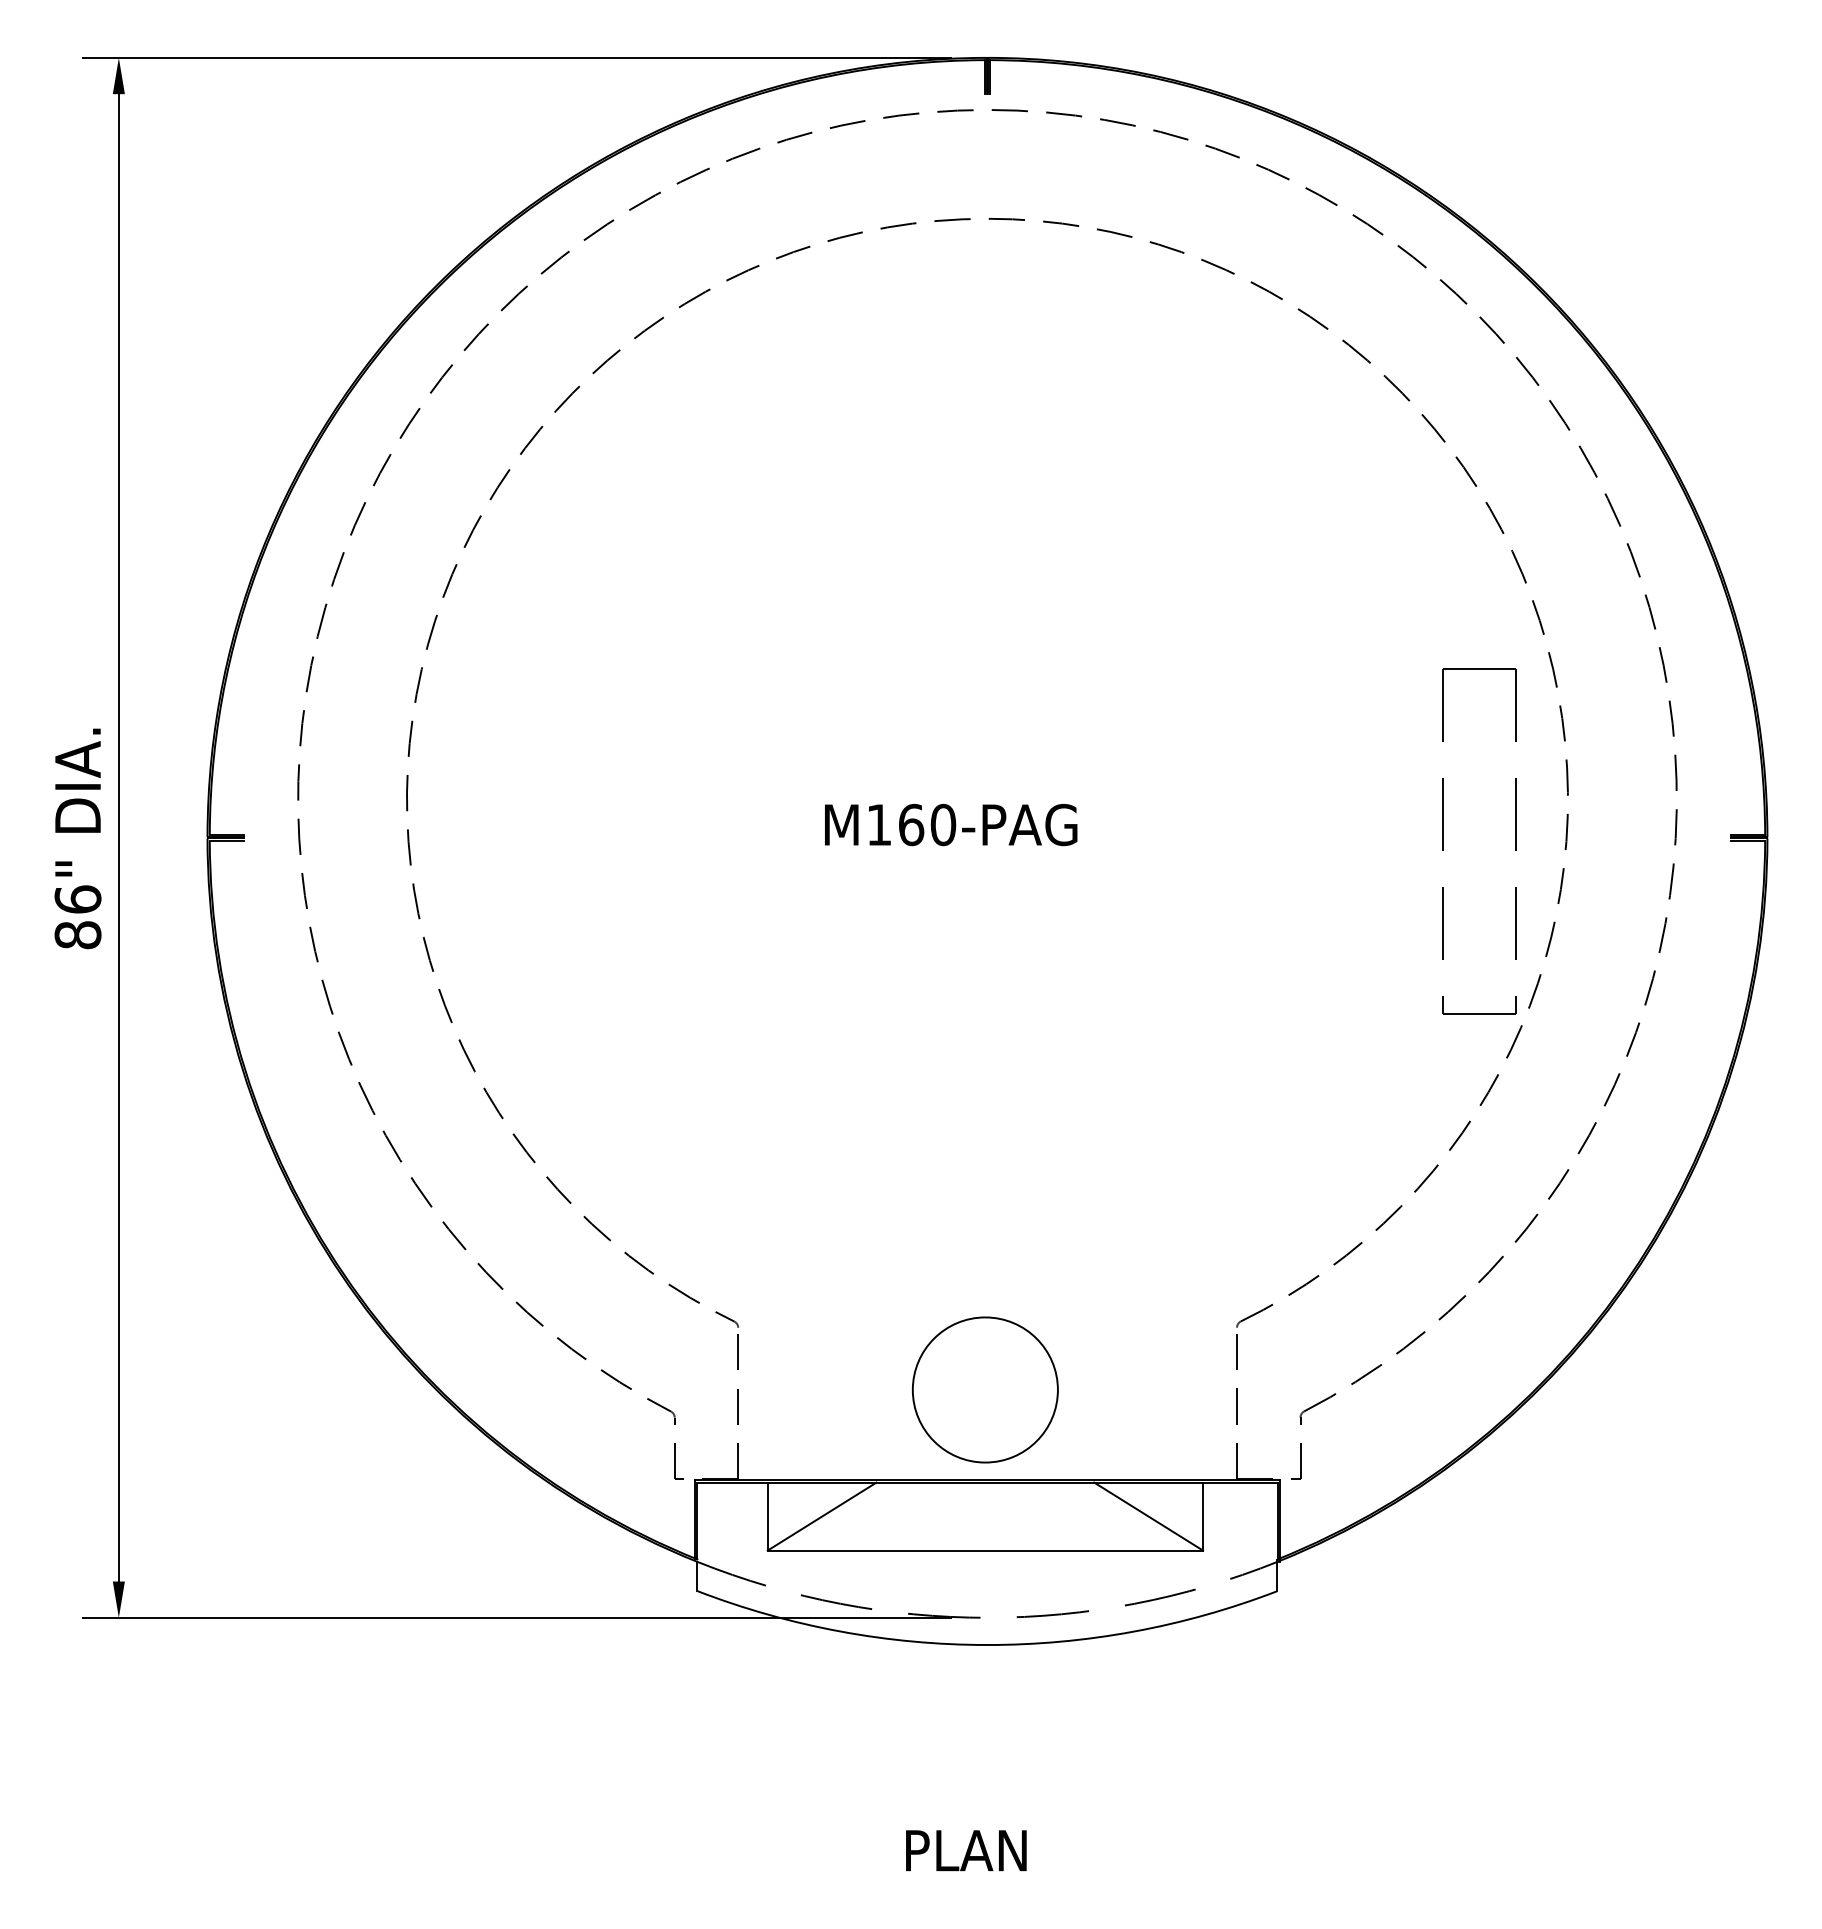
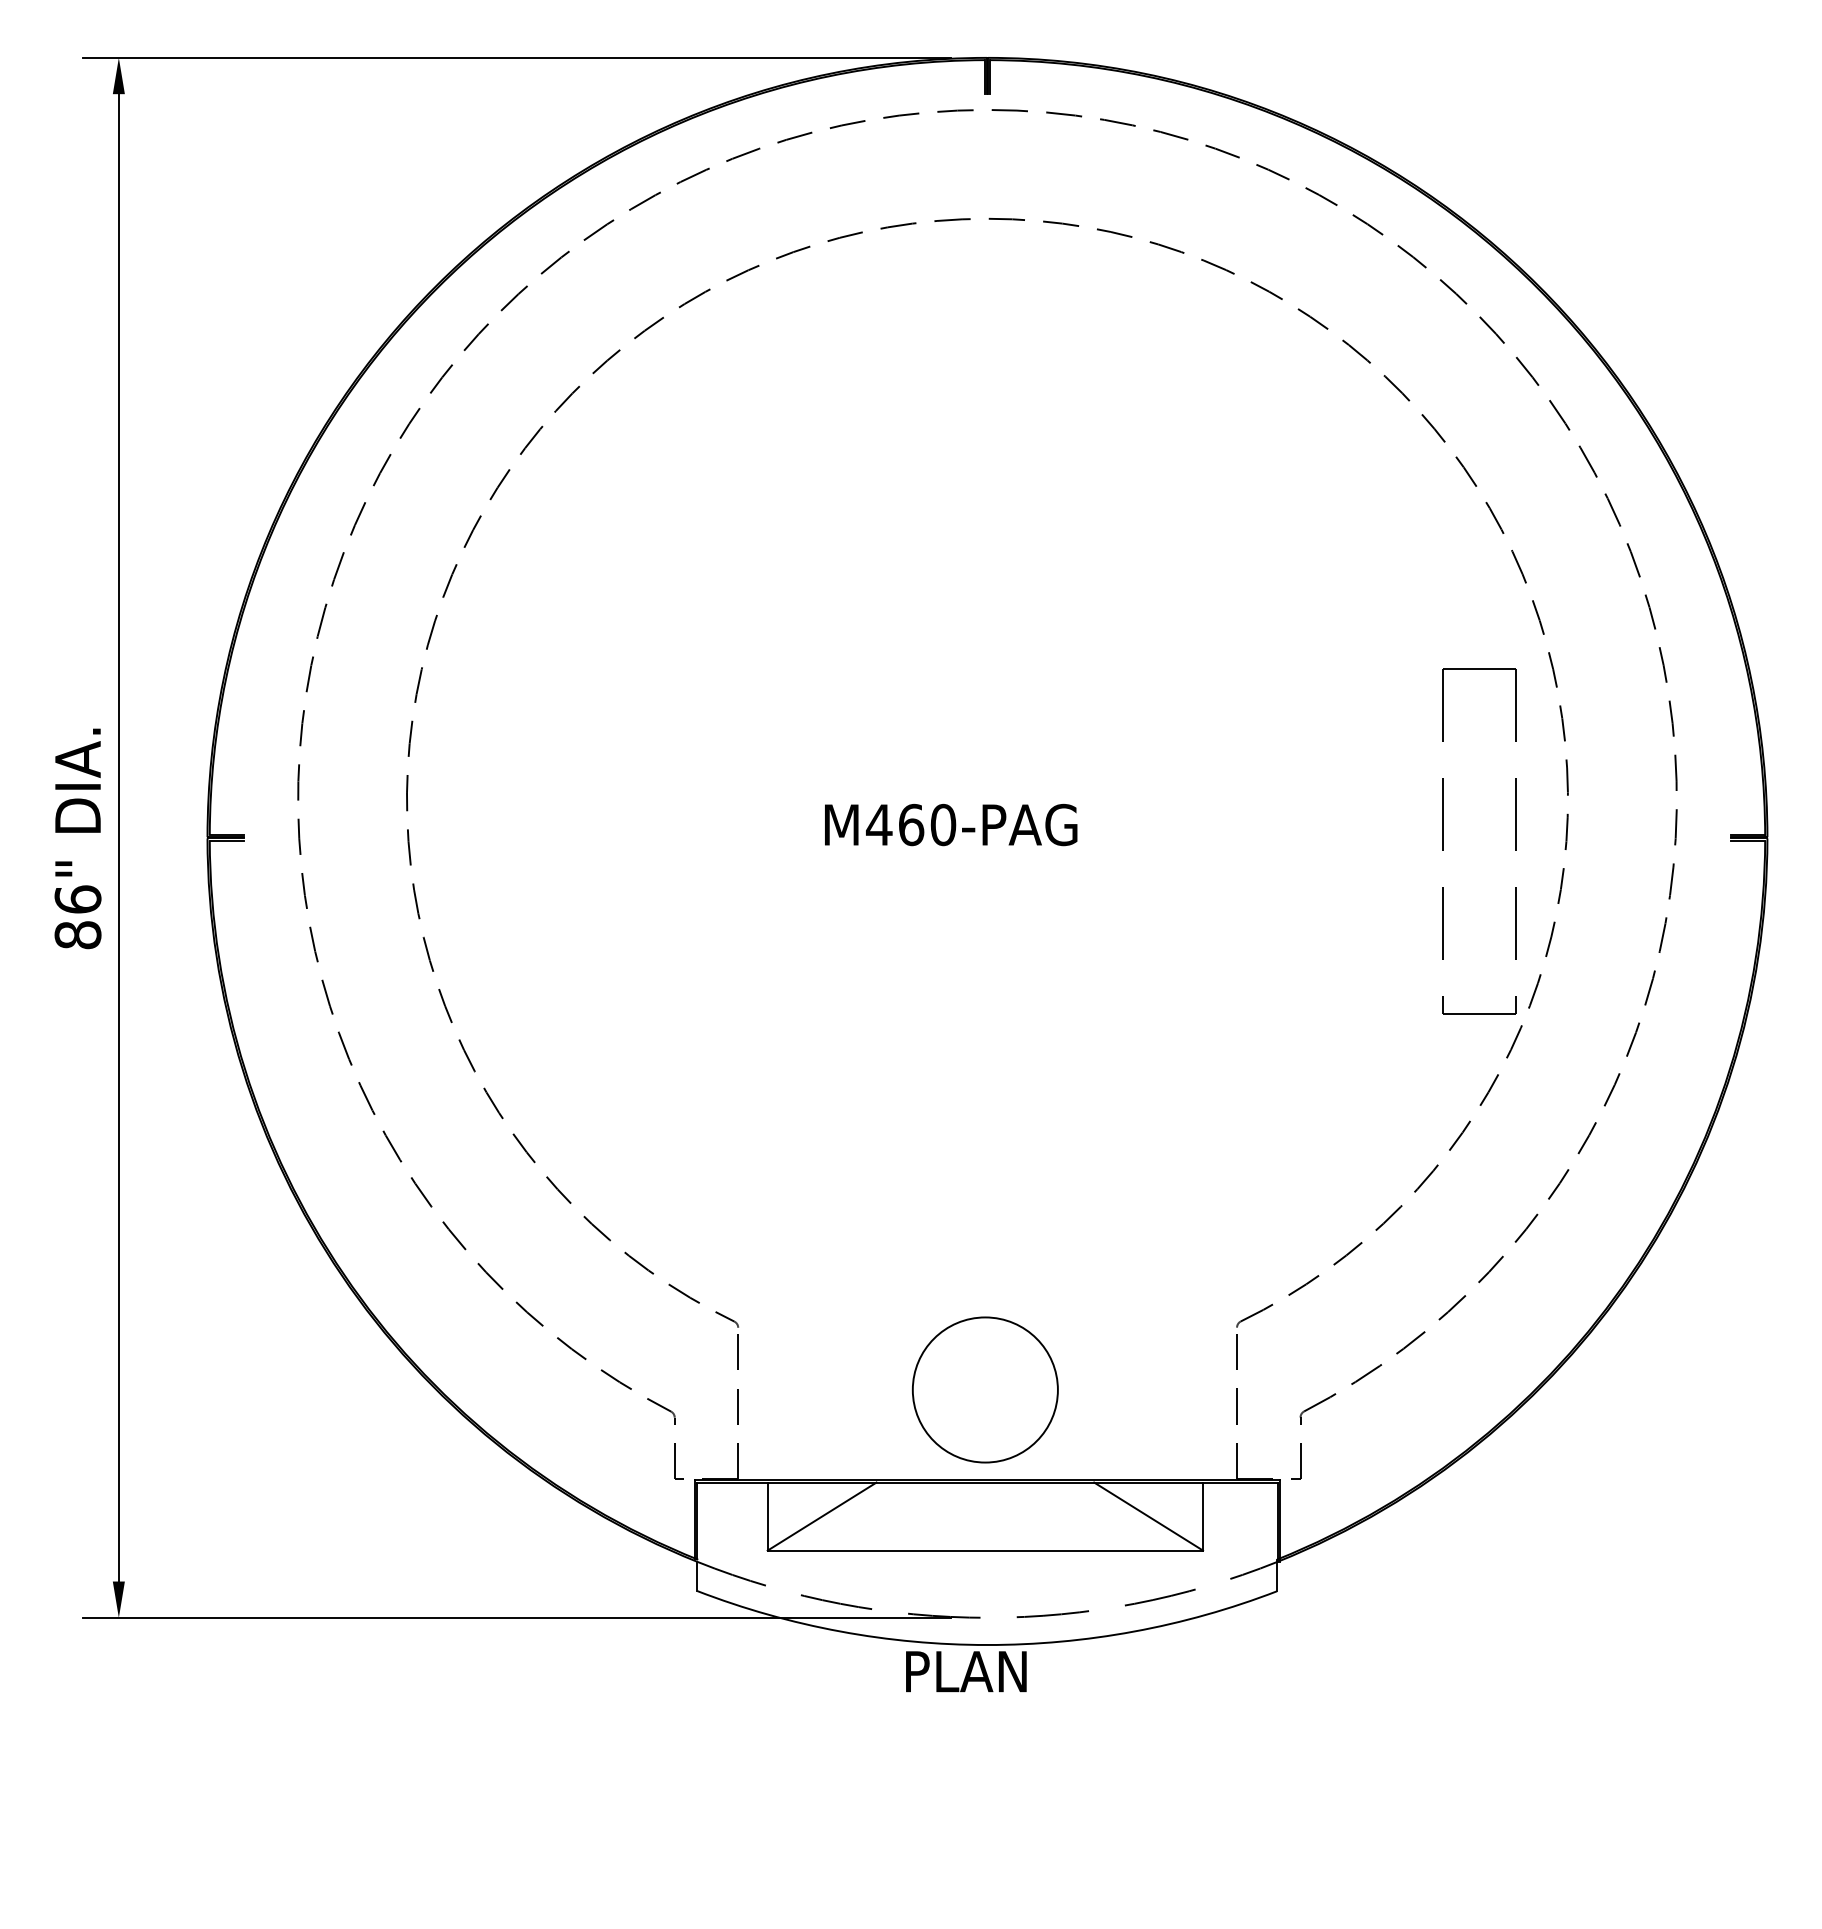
text: M160-PAG -> M460-PAG (878, 824)
text position: (966, 1850) -> (966, 1671) (966, 1671)
